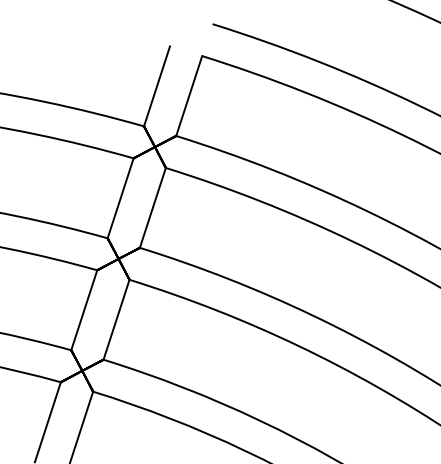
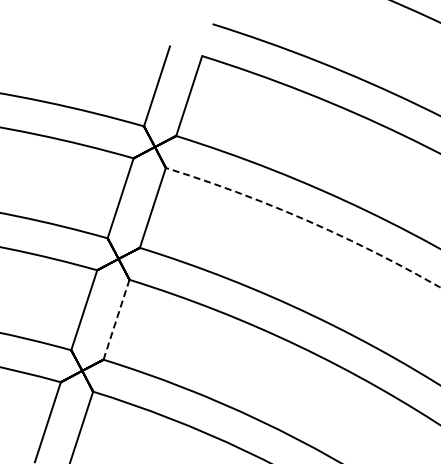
arc: solid -> dashed (306, 220)
line: solid -> dashed (116, 320)
